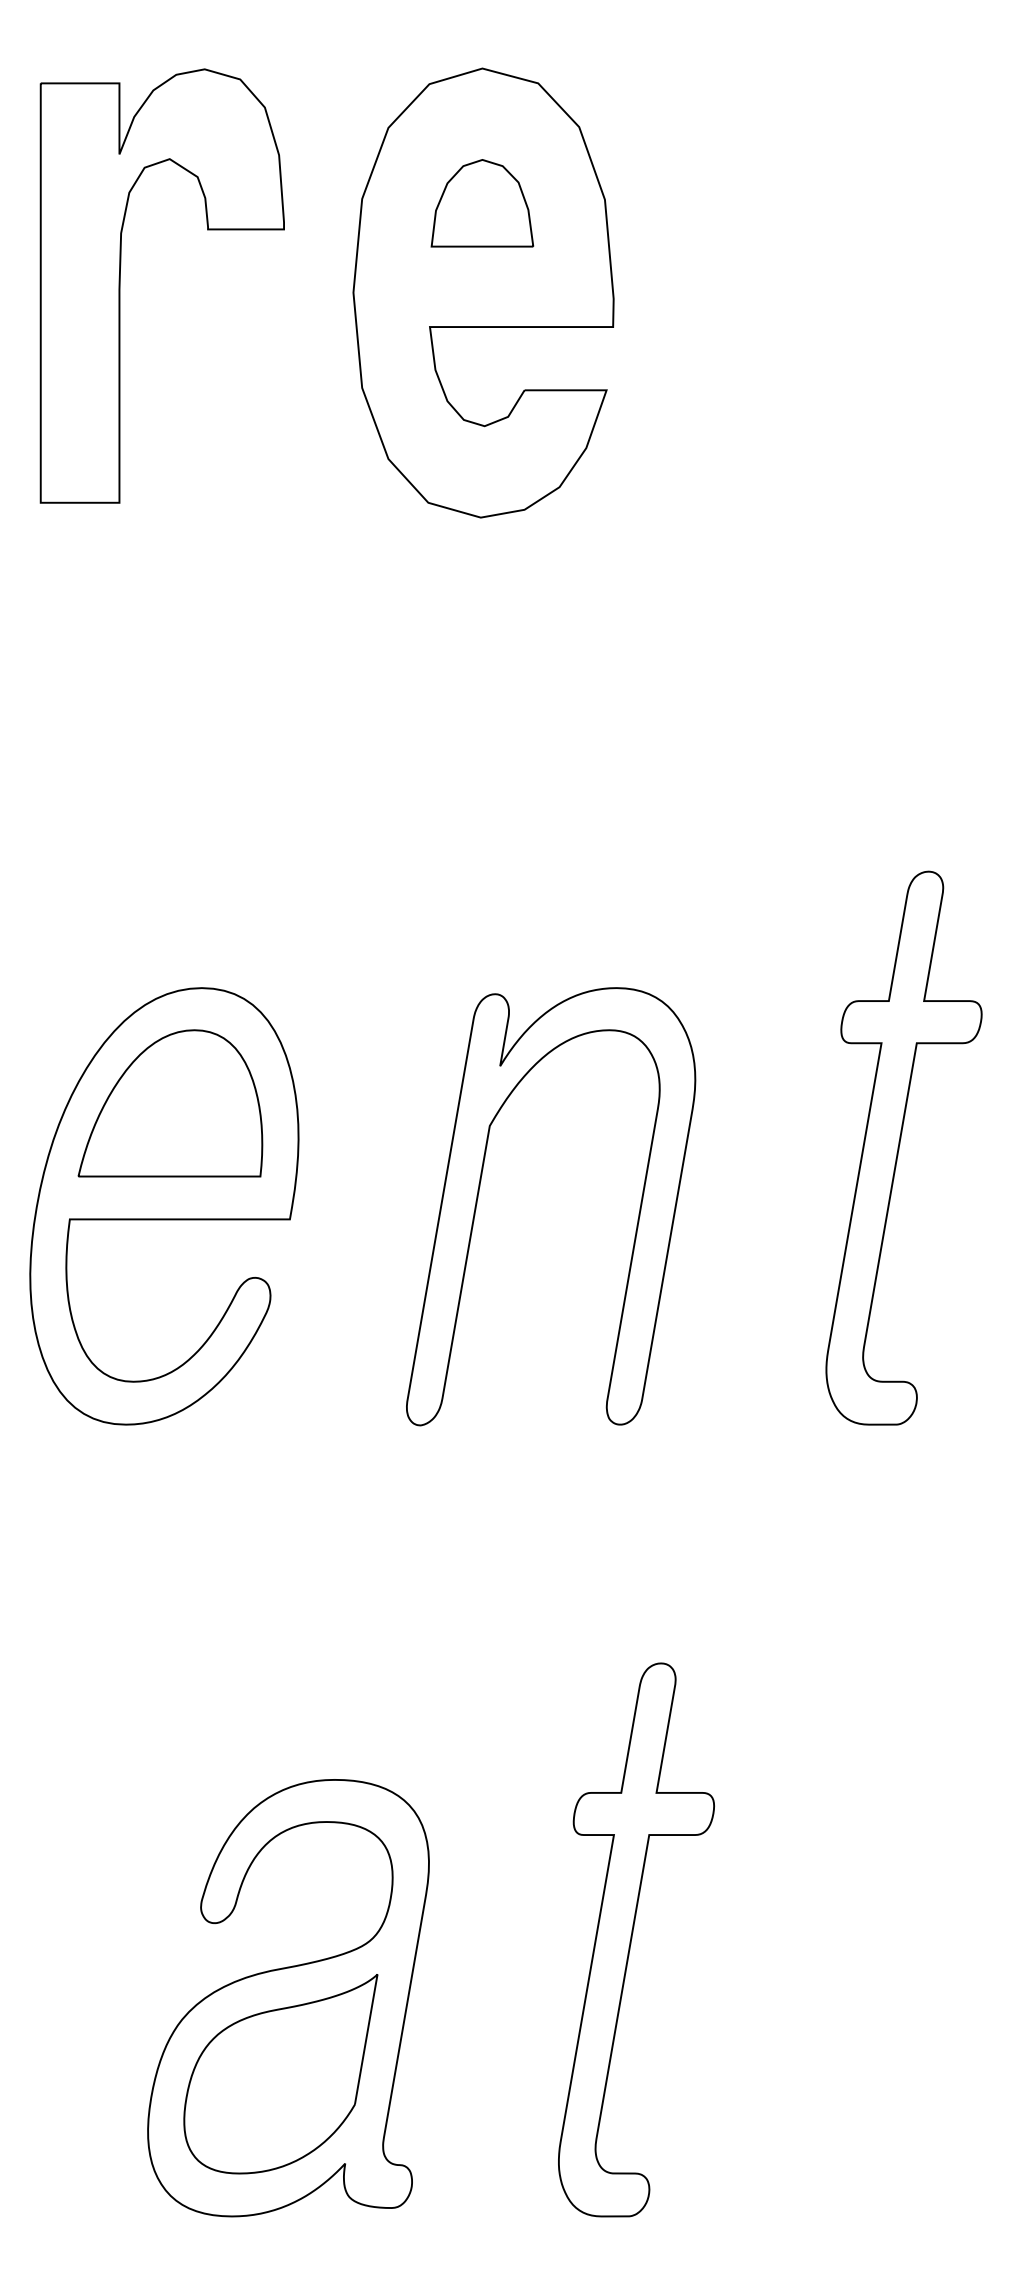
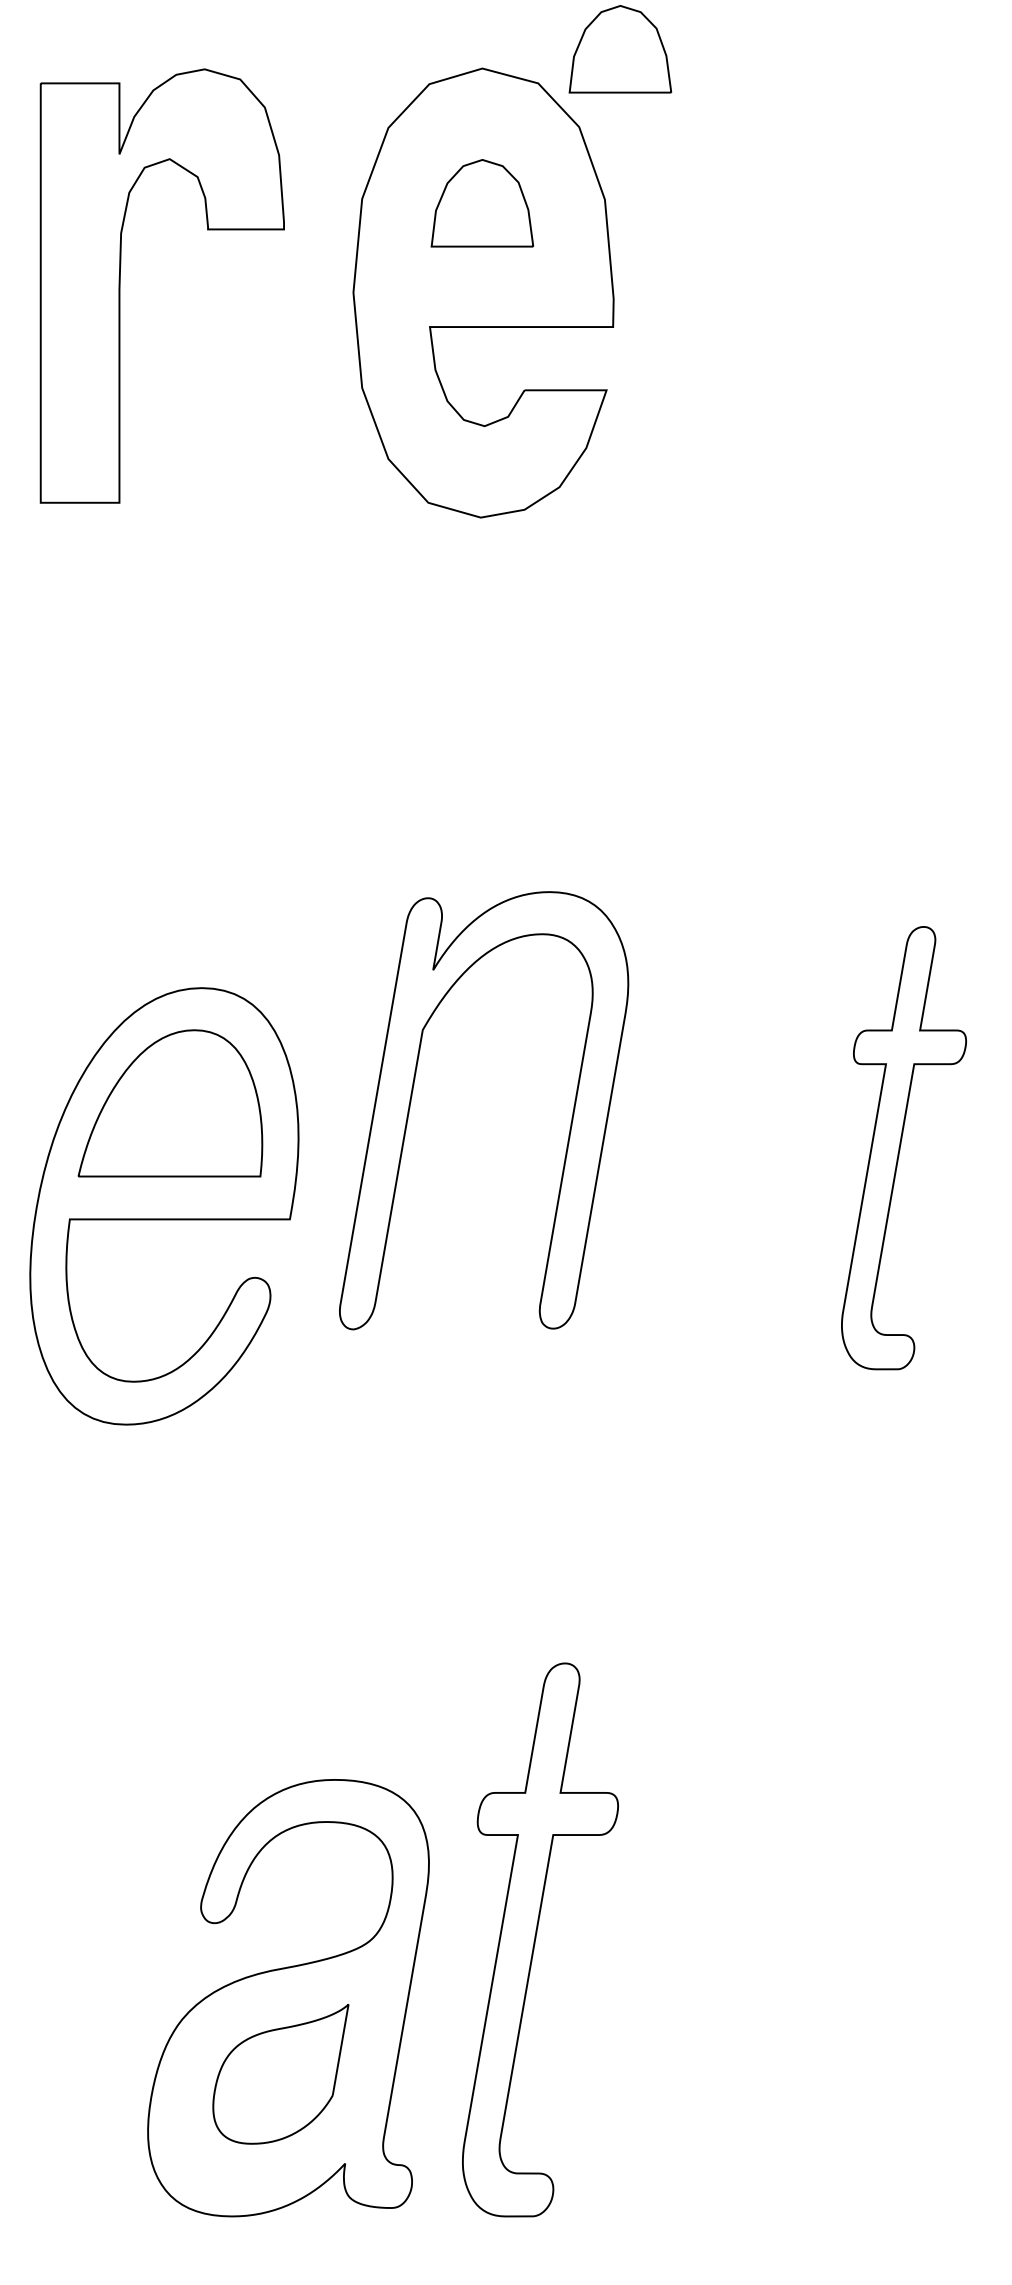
part: none -> present (620, 49)
part size: 158x556 px -> 127x445 px (904, 1148)
part position: (479, 1192) -> (412, 1096) (412, 1096)
part position: (636, 1939) -> (540, 1939) (540, 1939)
part size: 196x201 px -> 138x141 px (280, 2074)
